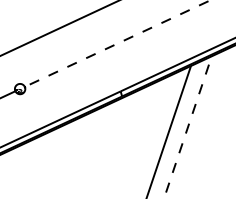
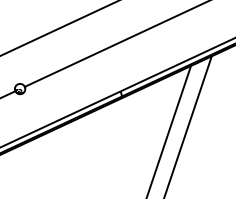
line: dashed -> solid (117, 43)
line: dashed -> solid (187, 127)
